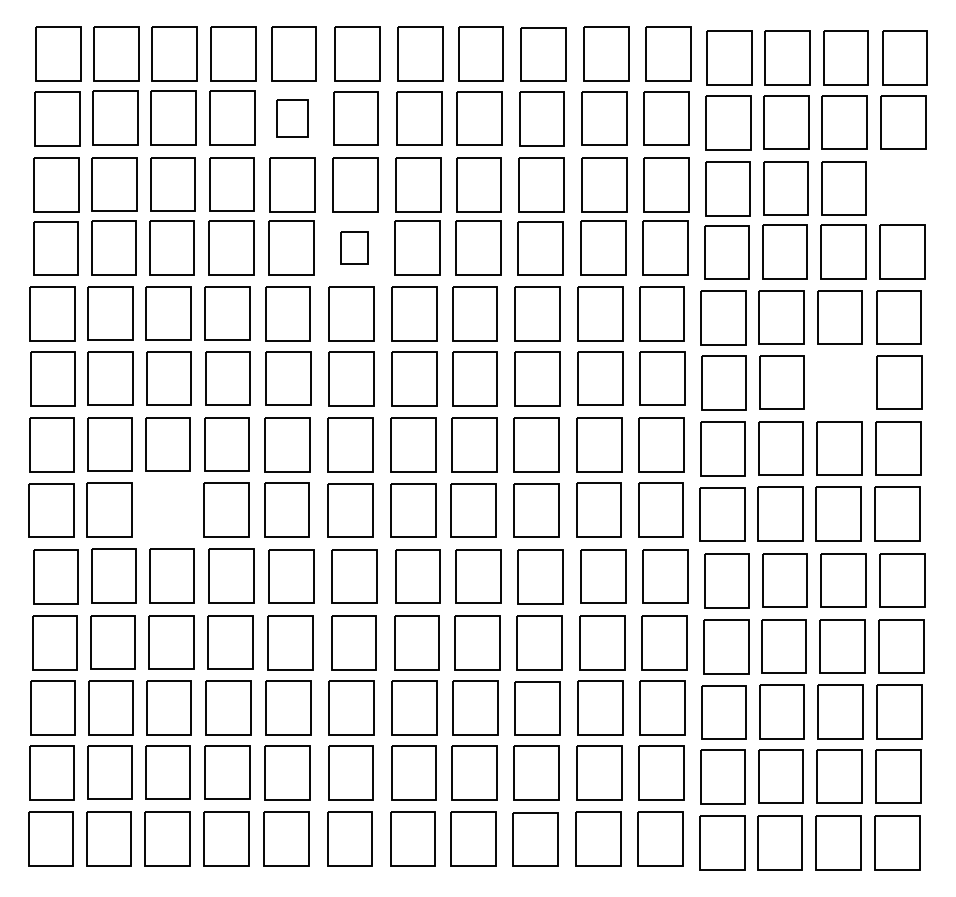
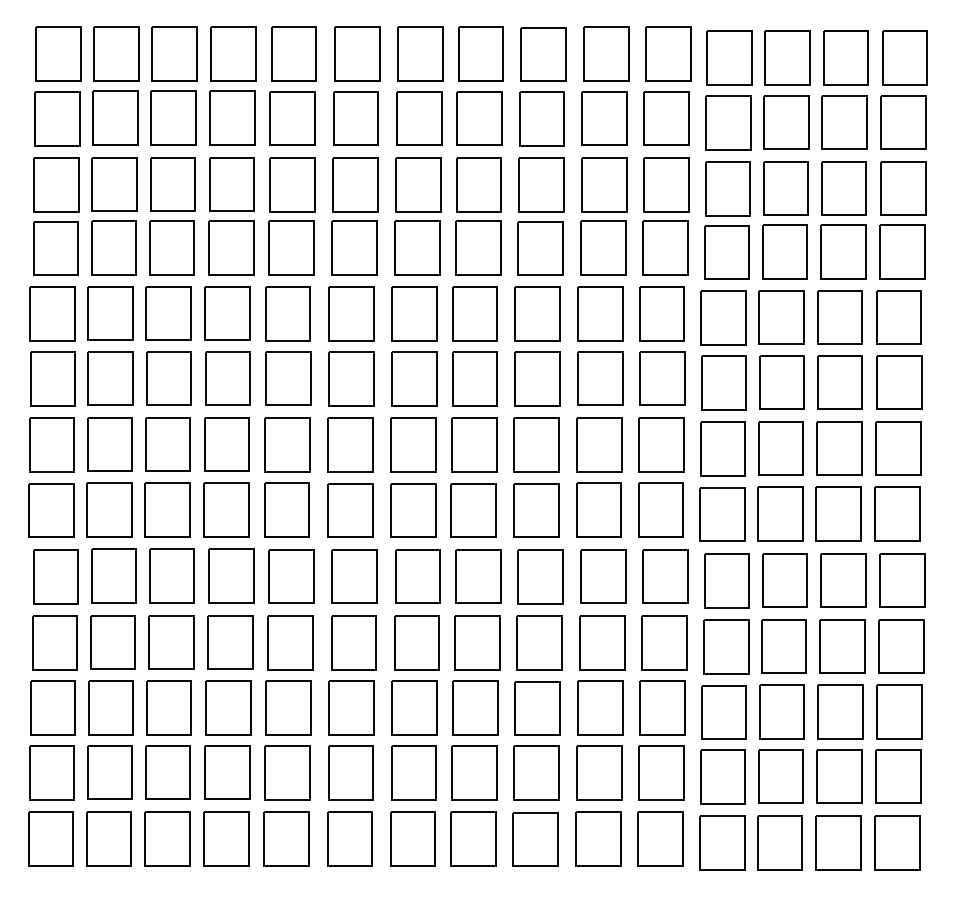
part size: 33x39 px -> 47x55 px (292, 118)
part: none -> present (903, 188)
part size: 29x34 px -> 47x56 px (354, 247)
part: none -> present (839, 382)
part: none -> present (167, 509)
